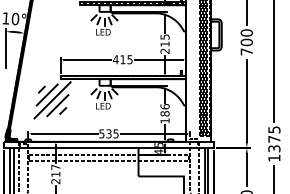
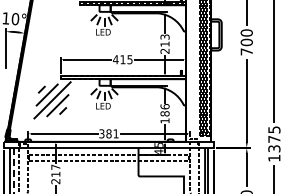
text: 215 -> 213 (164, 36)
text: 535 -> 381 (108, 133)
line: solid -> dashed (14, 170)
